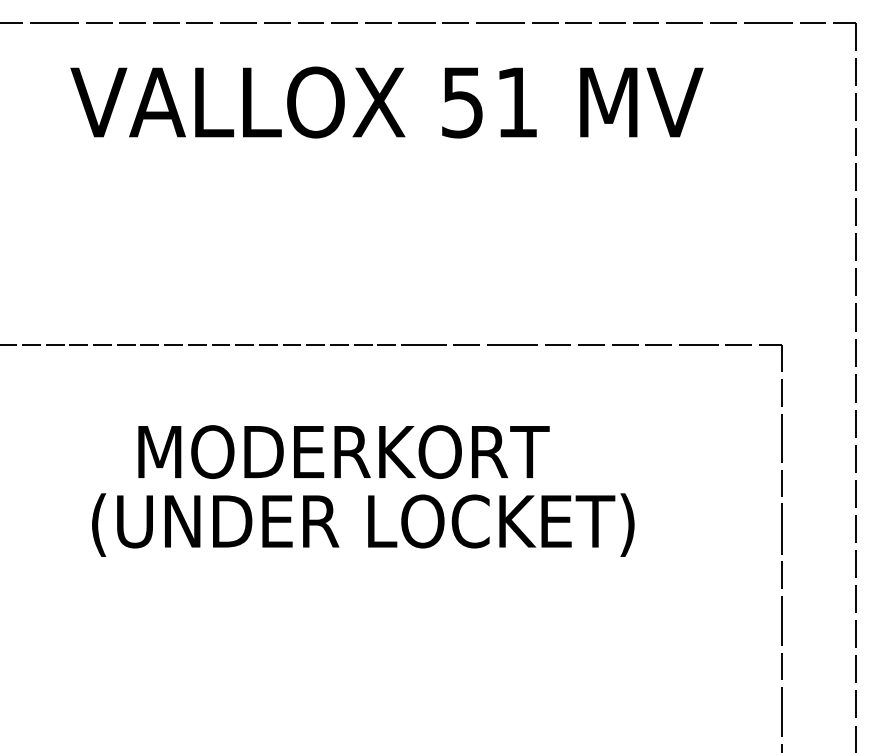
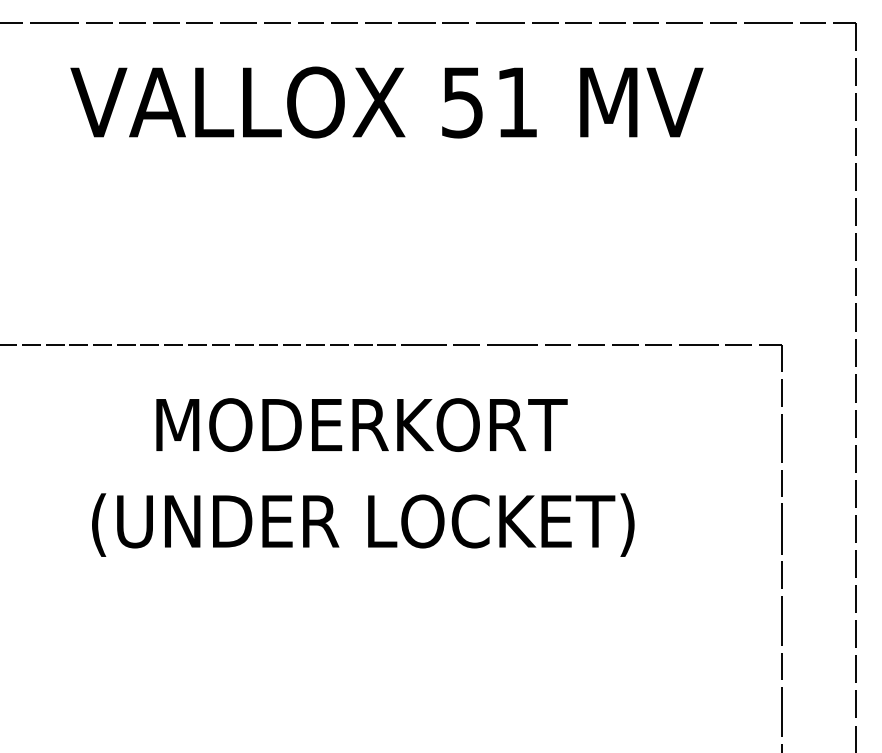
text position: (343, 451) -> (361, 424) (361, 424)
